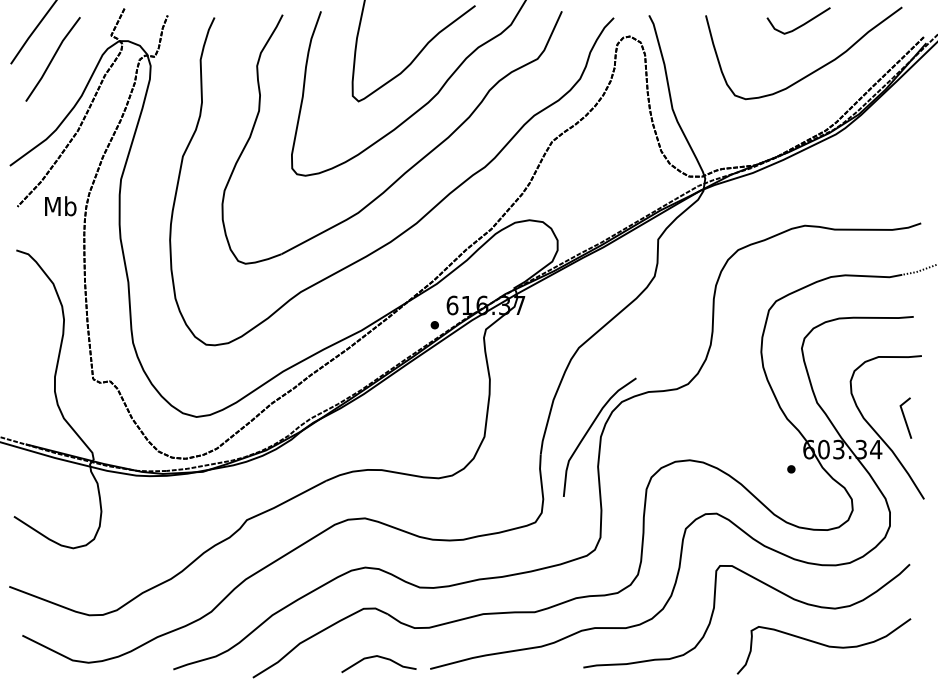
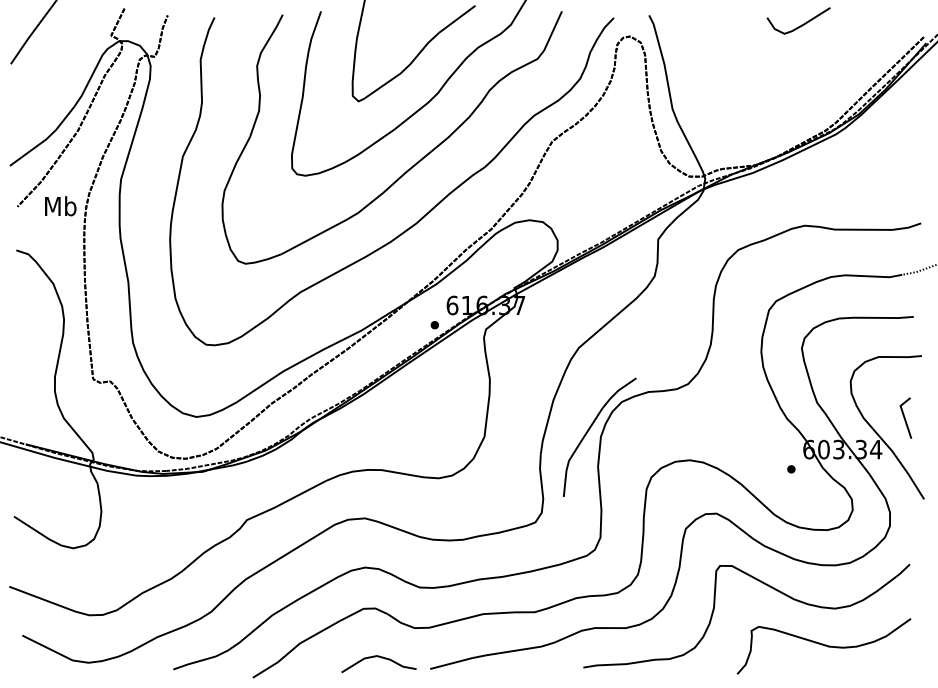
line: present -> none (52, 59)
curve: present -> none (812, 71)
